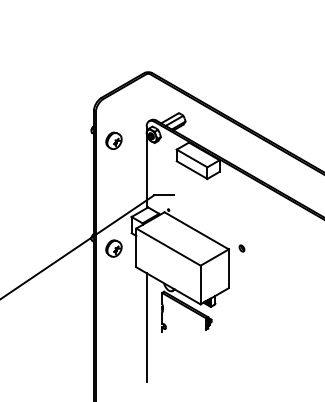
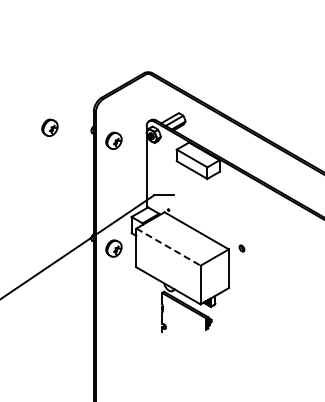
part: none -> present (49, 127)
line: solid -> dashed (168, 247)
line: present -> none (146, 327)
